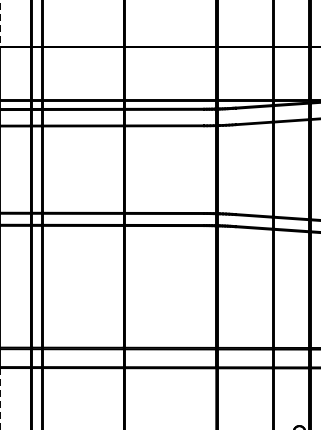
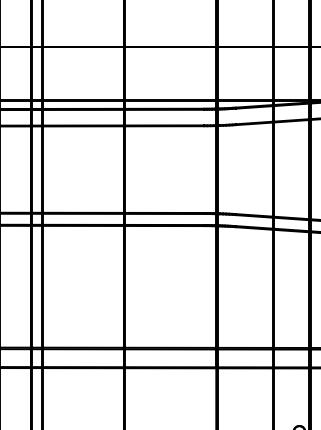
line: dashed -> solid (0, 23)
line: dashed -> solid (0, 399)
